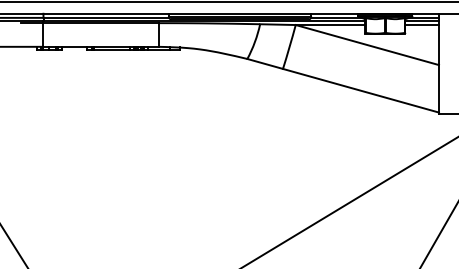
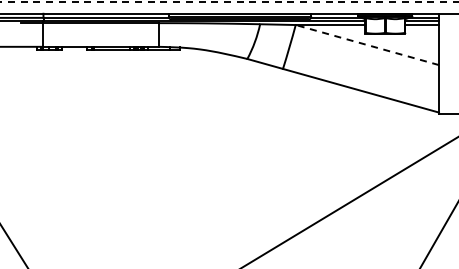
line: solid -> dashed (229, 2)
line: solid -> dashed (366, 44)
